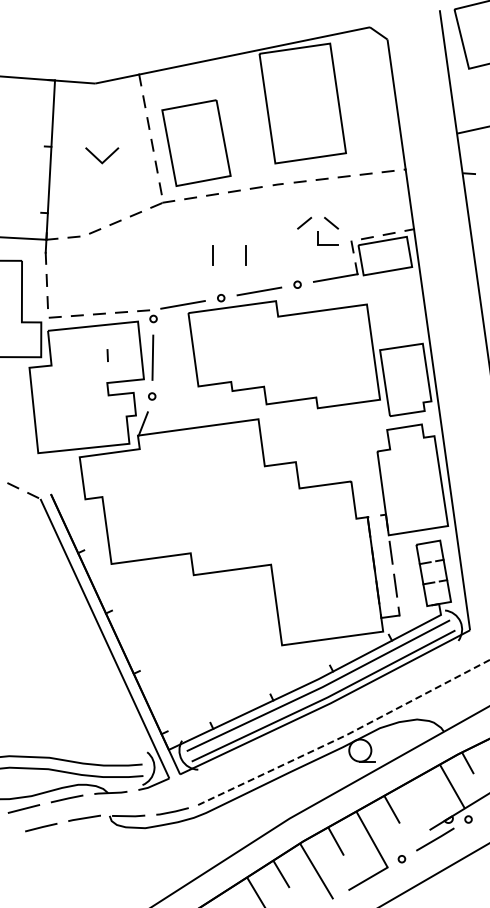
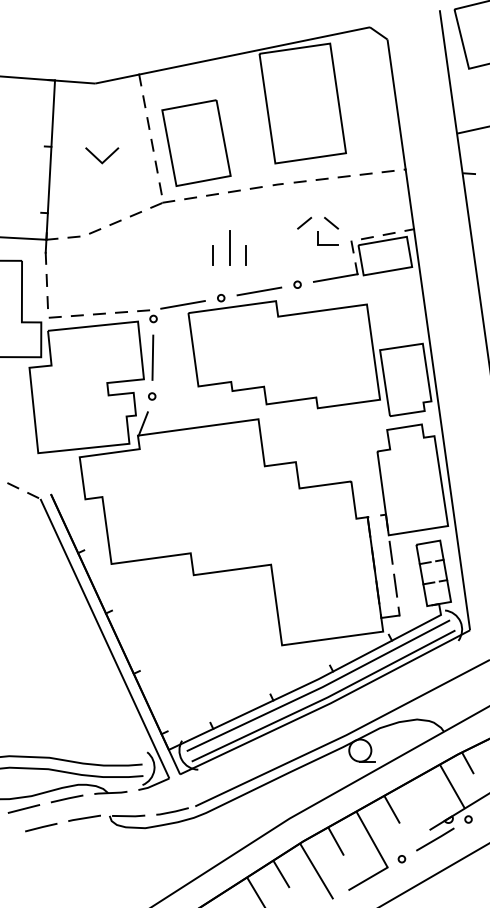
line: none -> present (229, 247)
line: present -> none (107, 355)
line: dashed -> solid (344, 736)
